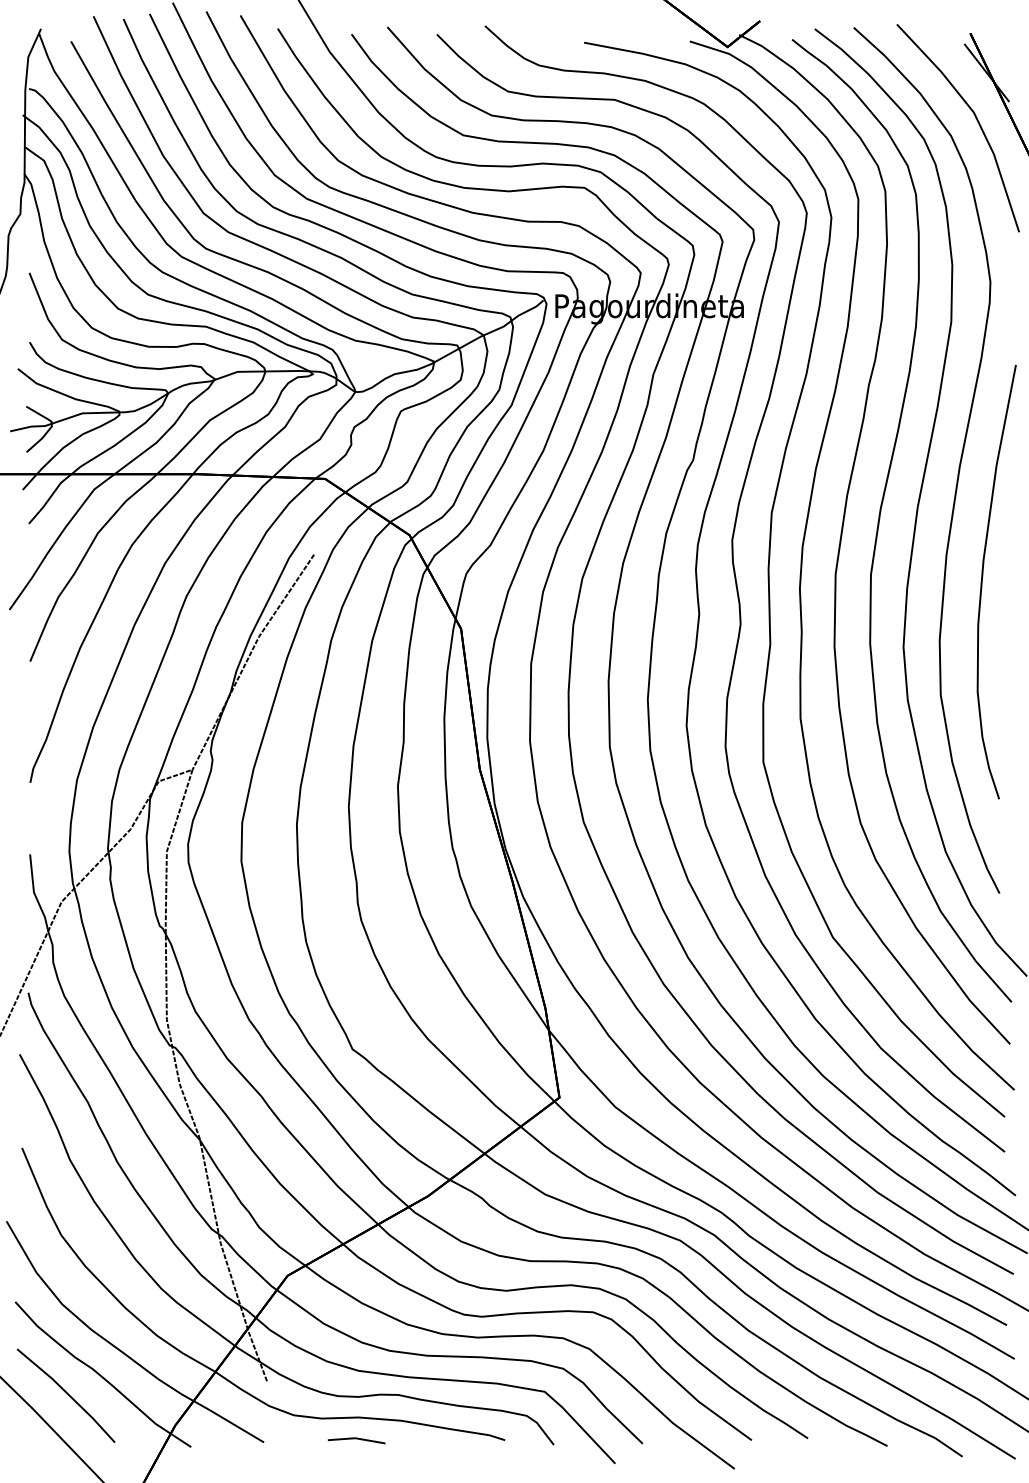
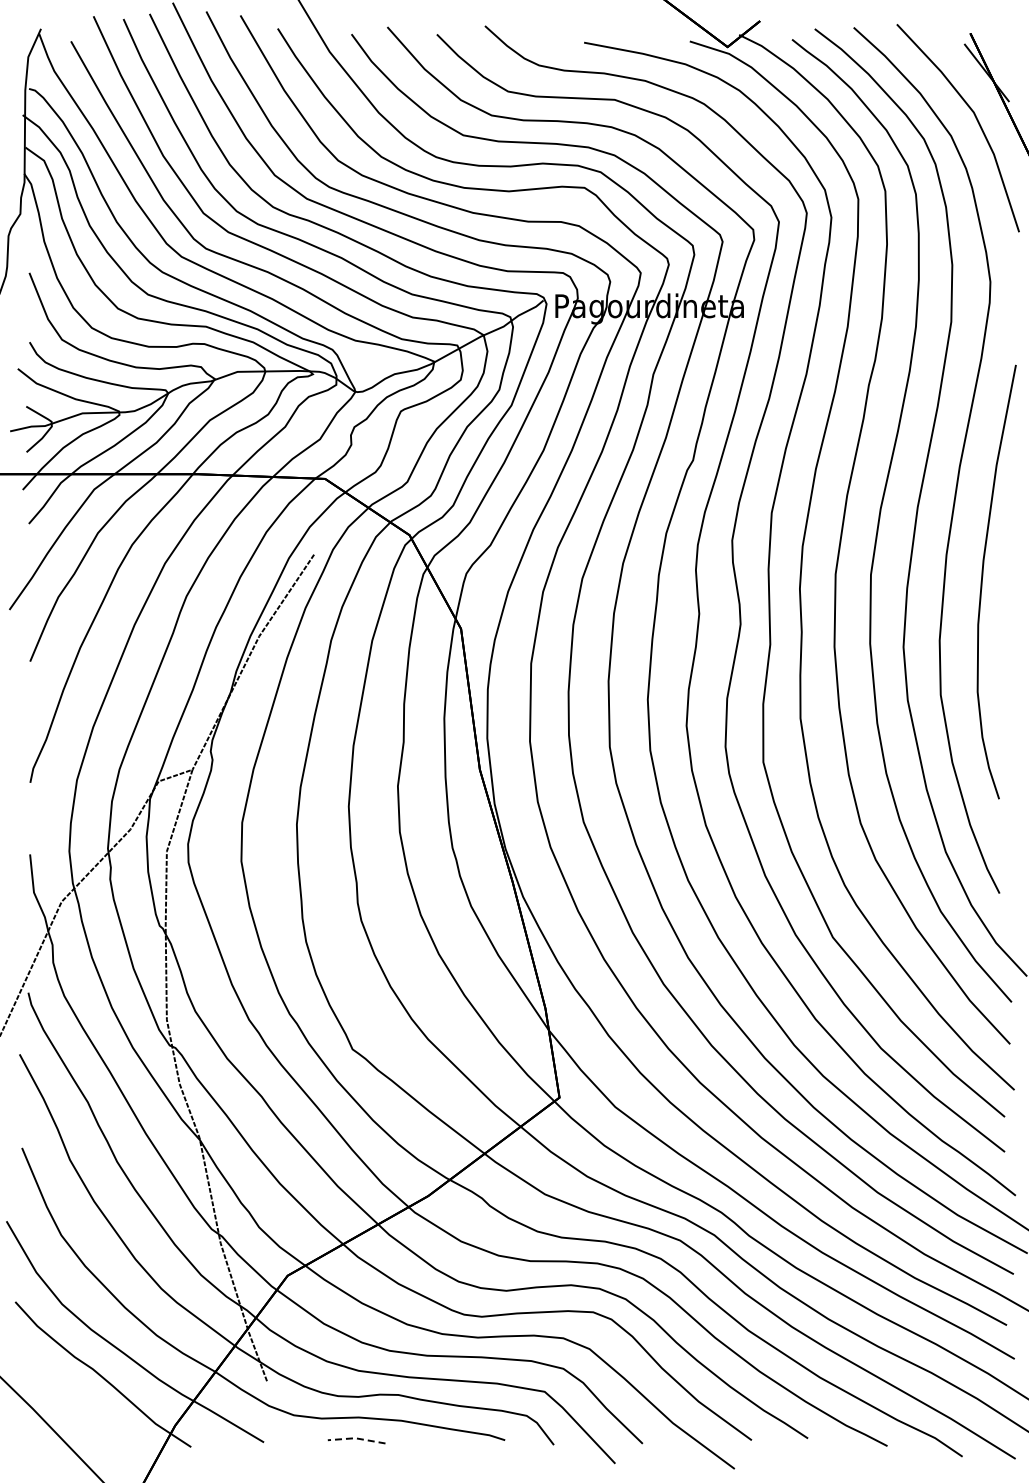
line: present -> none (66, 1394)
line: solid -> dashed (356, 1438)
